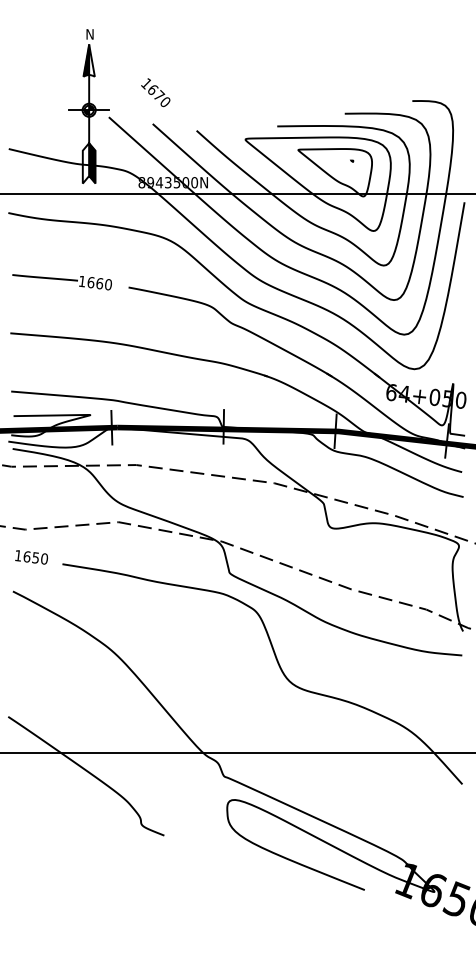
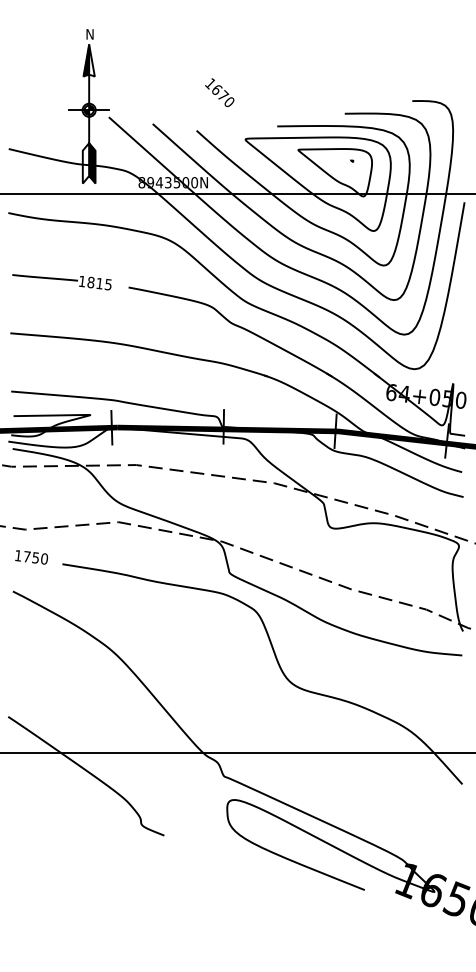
text position: (155, 92) -> (219, 92) (219, 92)
text: 1660 -> 1815 (99, 283)
text: 1650 -> 1750 (26, 556)
